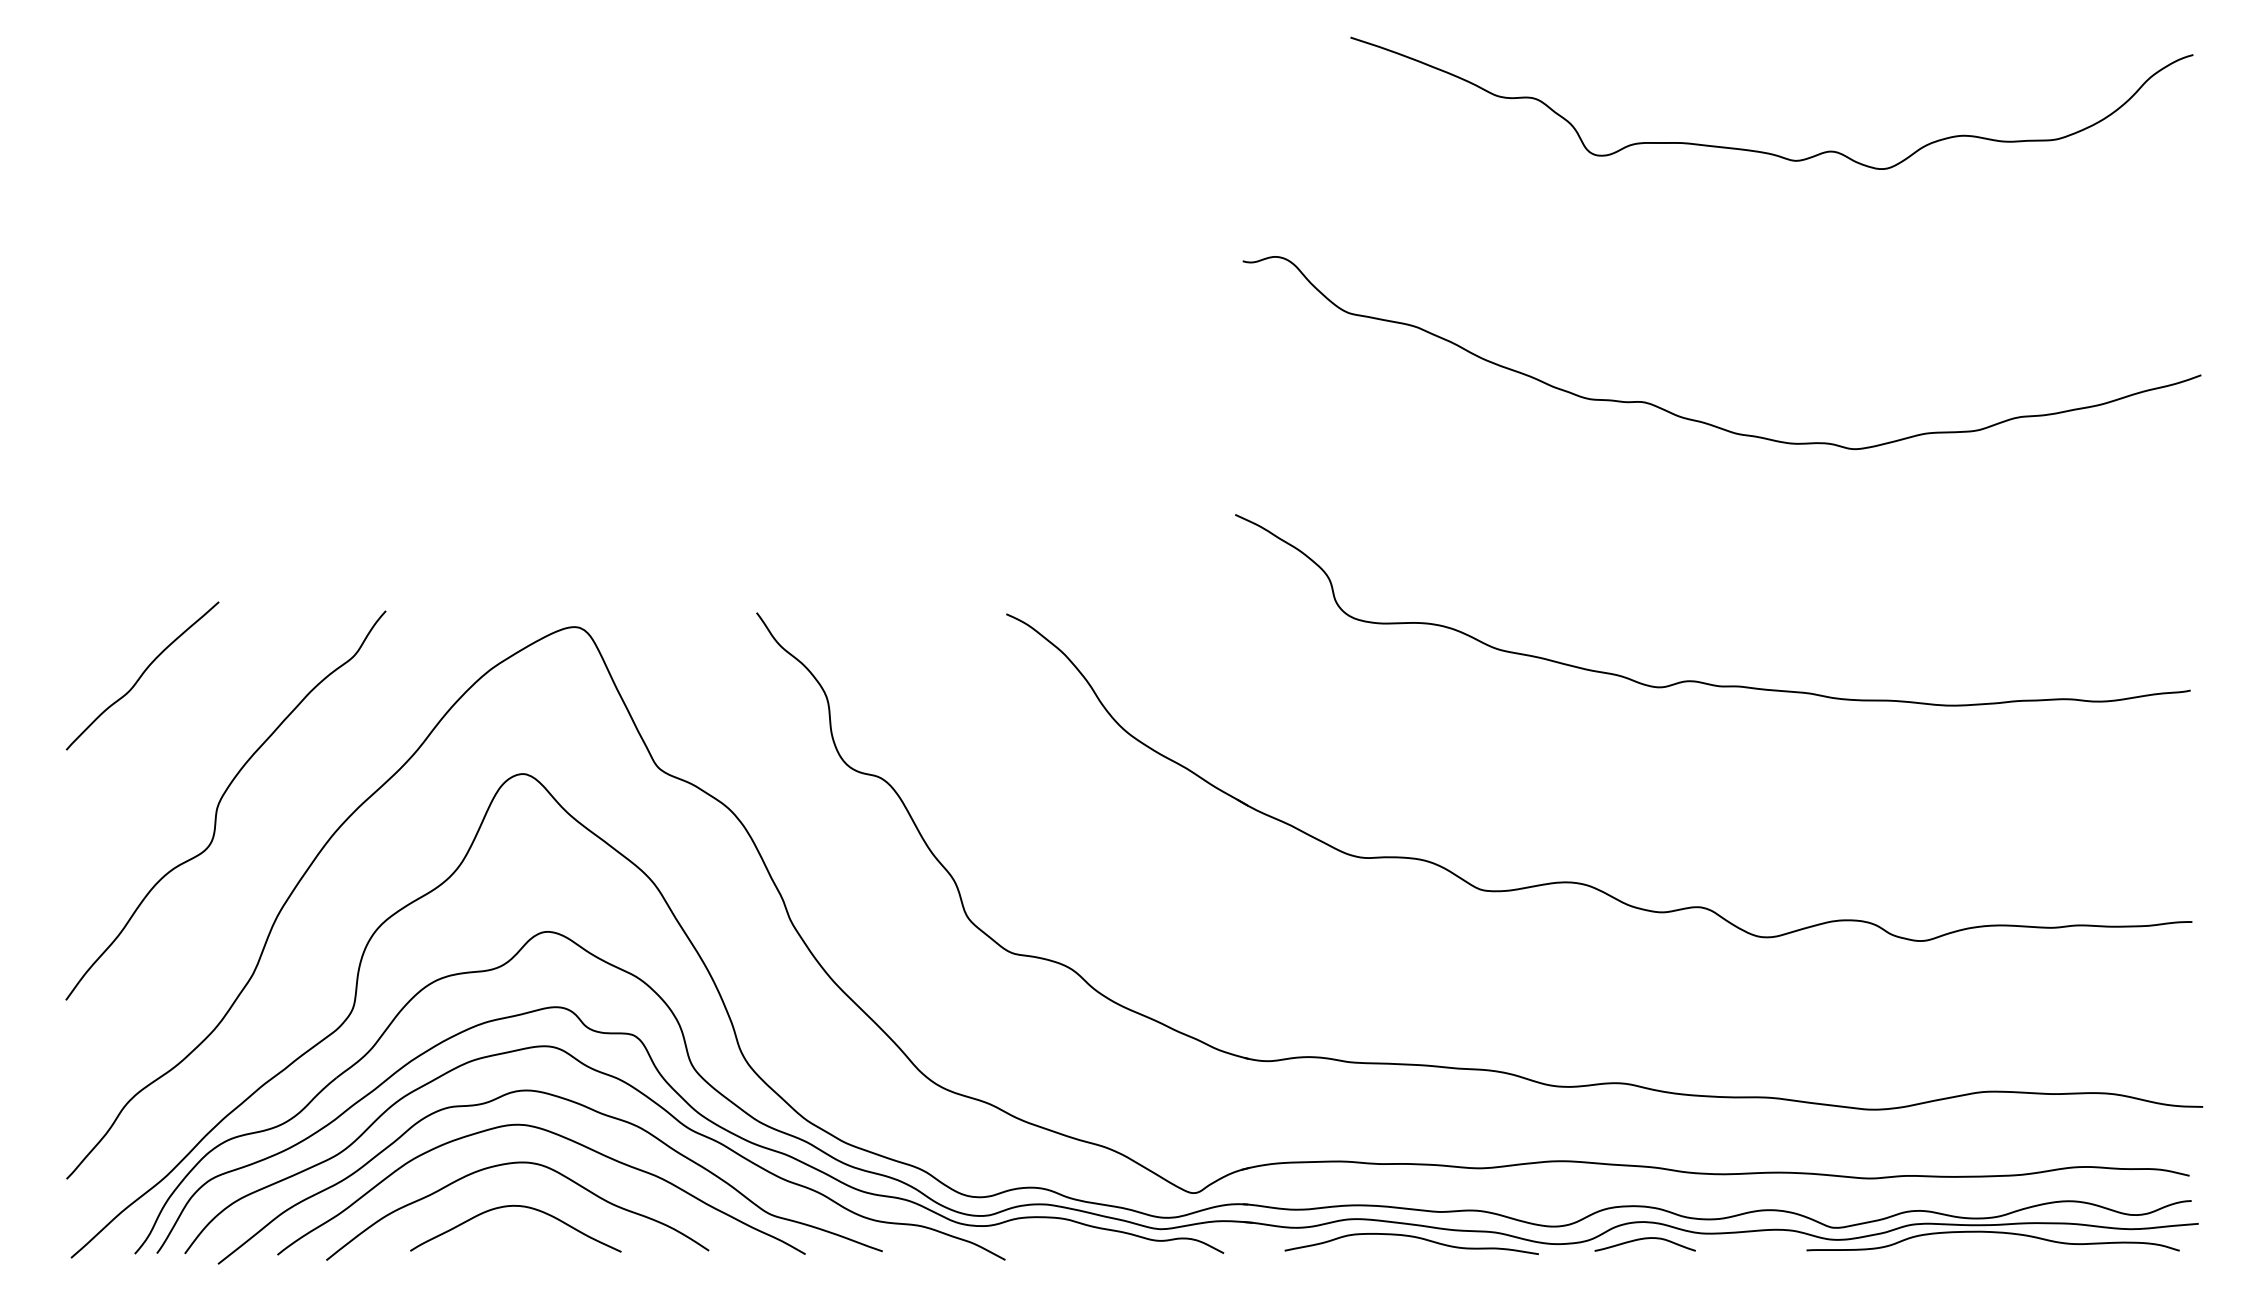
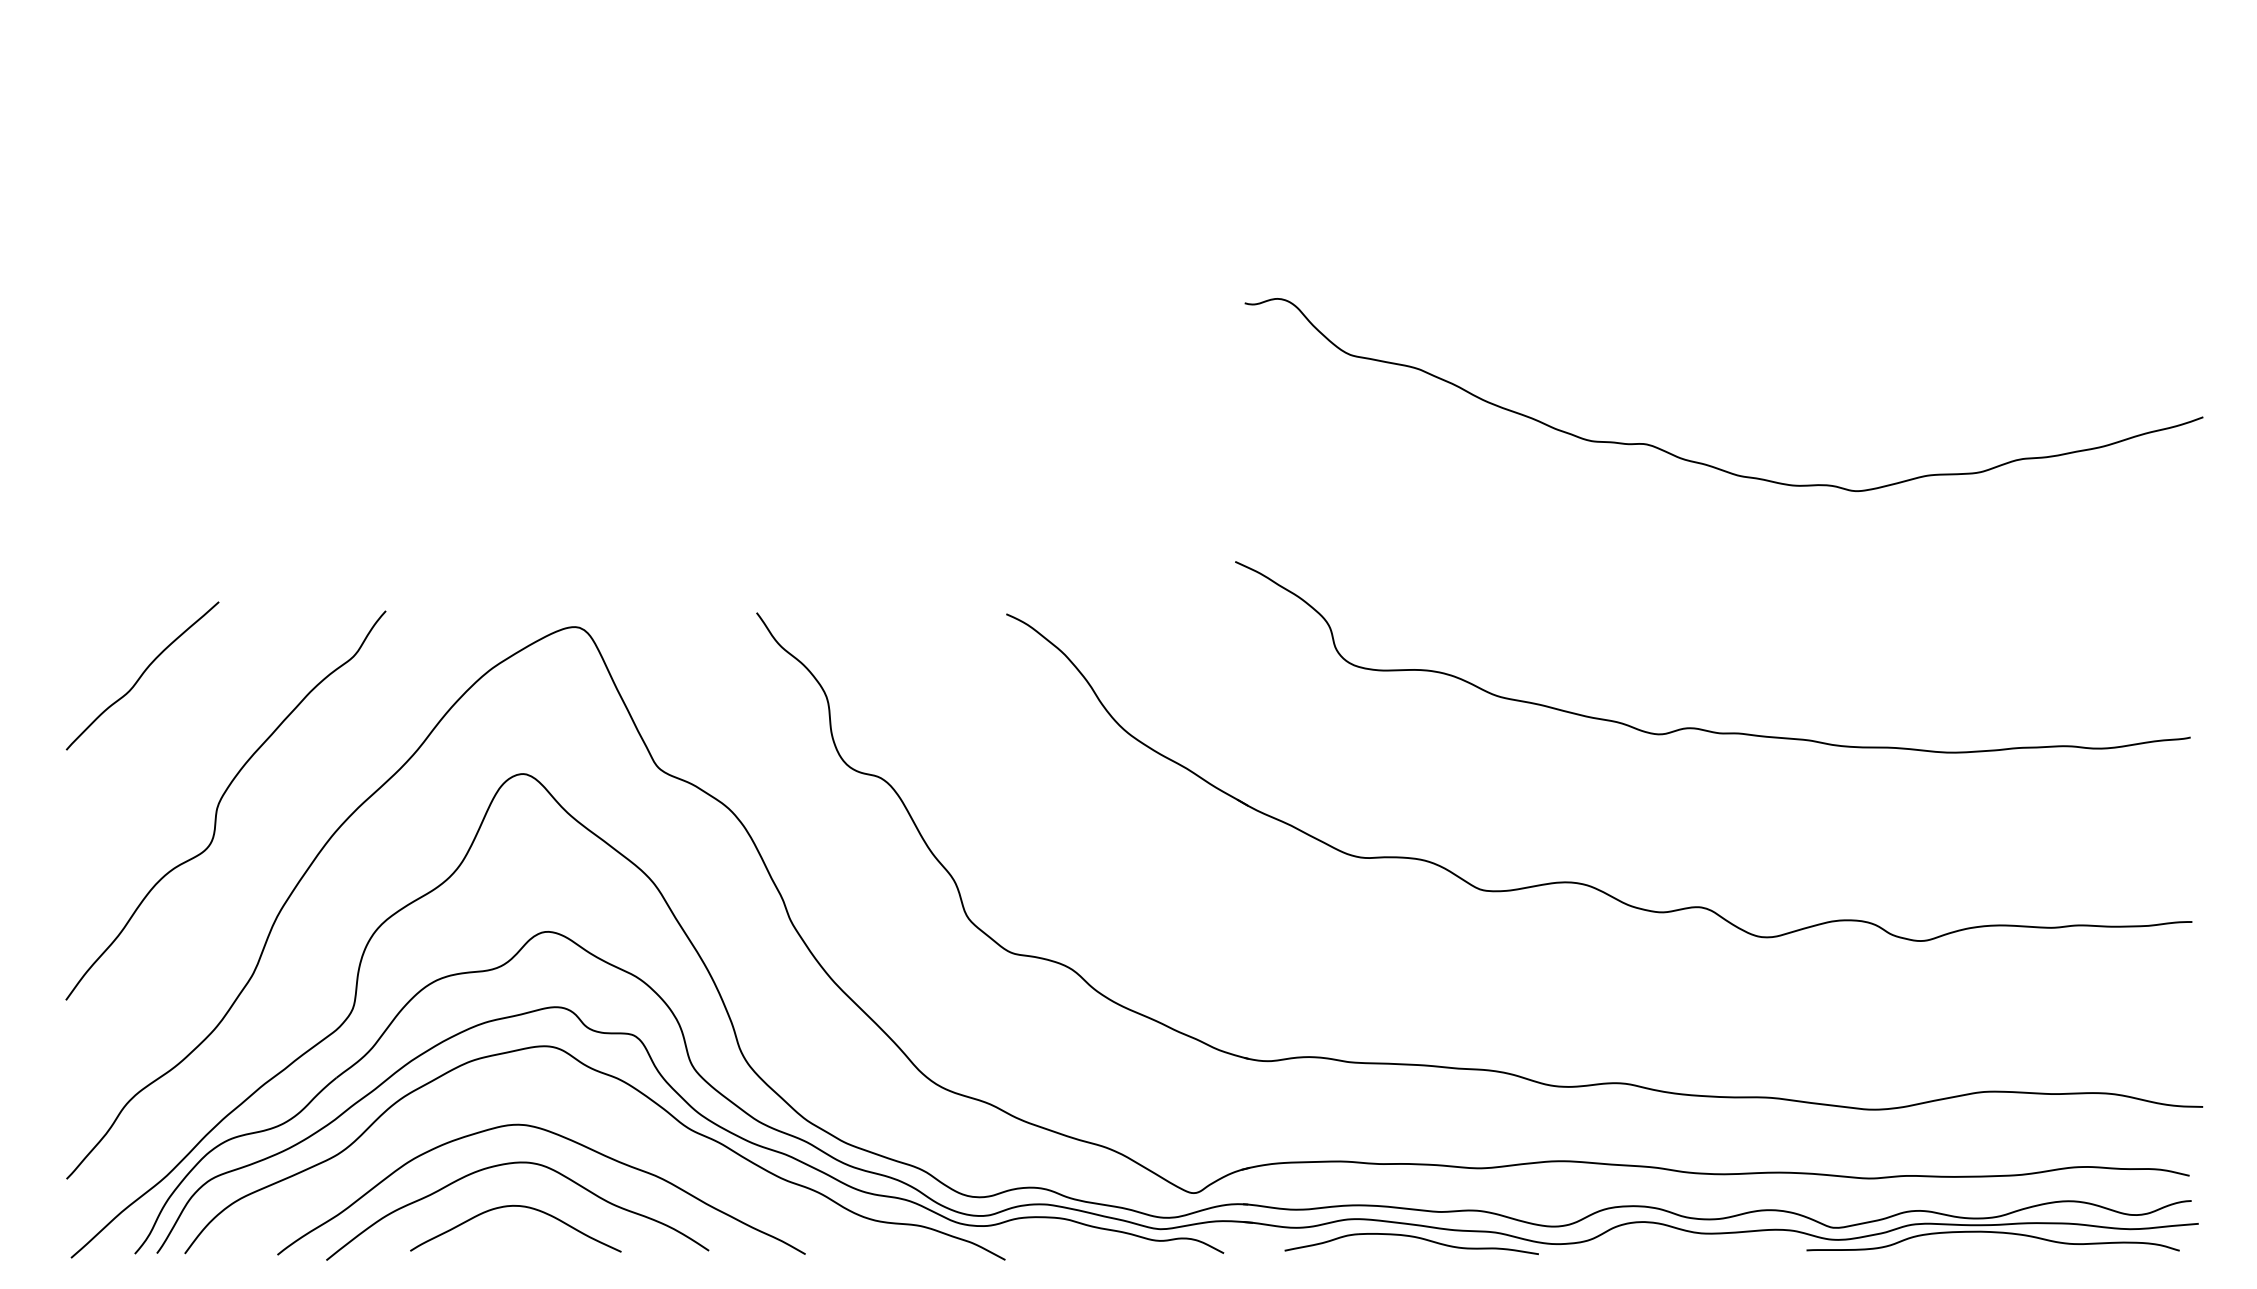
curve: present -> none (1764, 151)
curve position: (1700, 420) -> (1702, 462) (1702, 462)
curve position: (1696, 680) -> (1696, 727) (1696, 727)
curve: present -> none (579, 1105)
curve: present -> none (1644, 1239)
